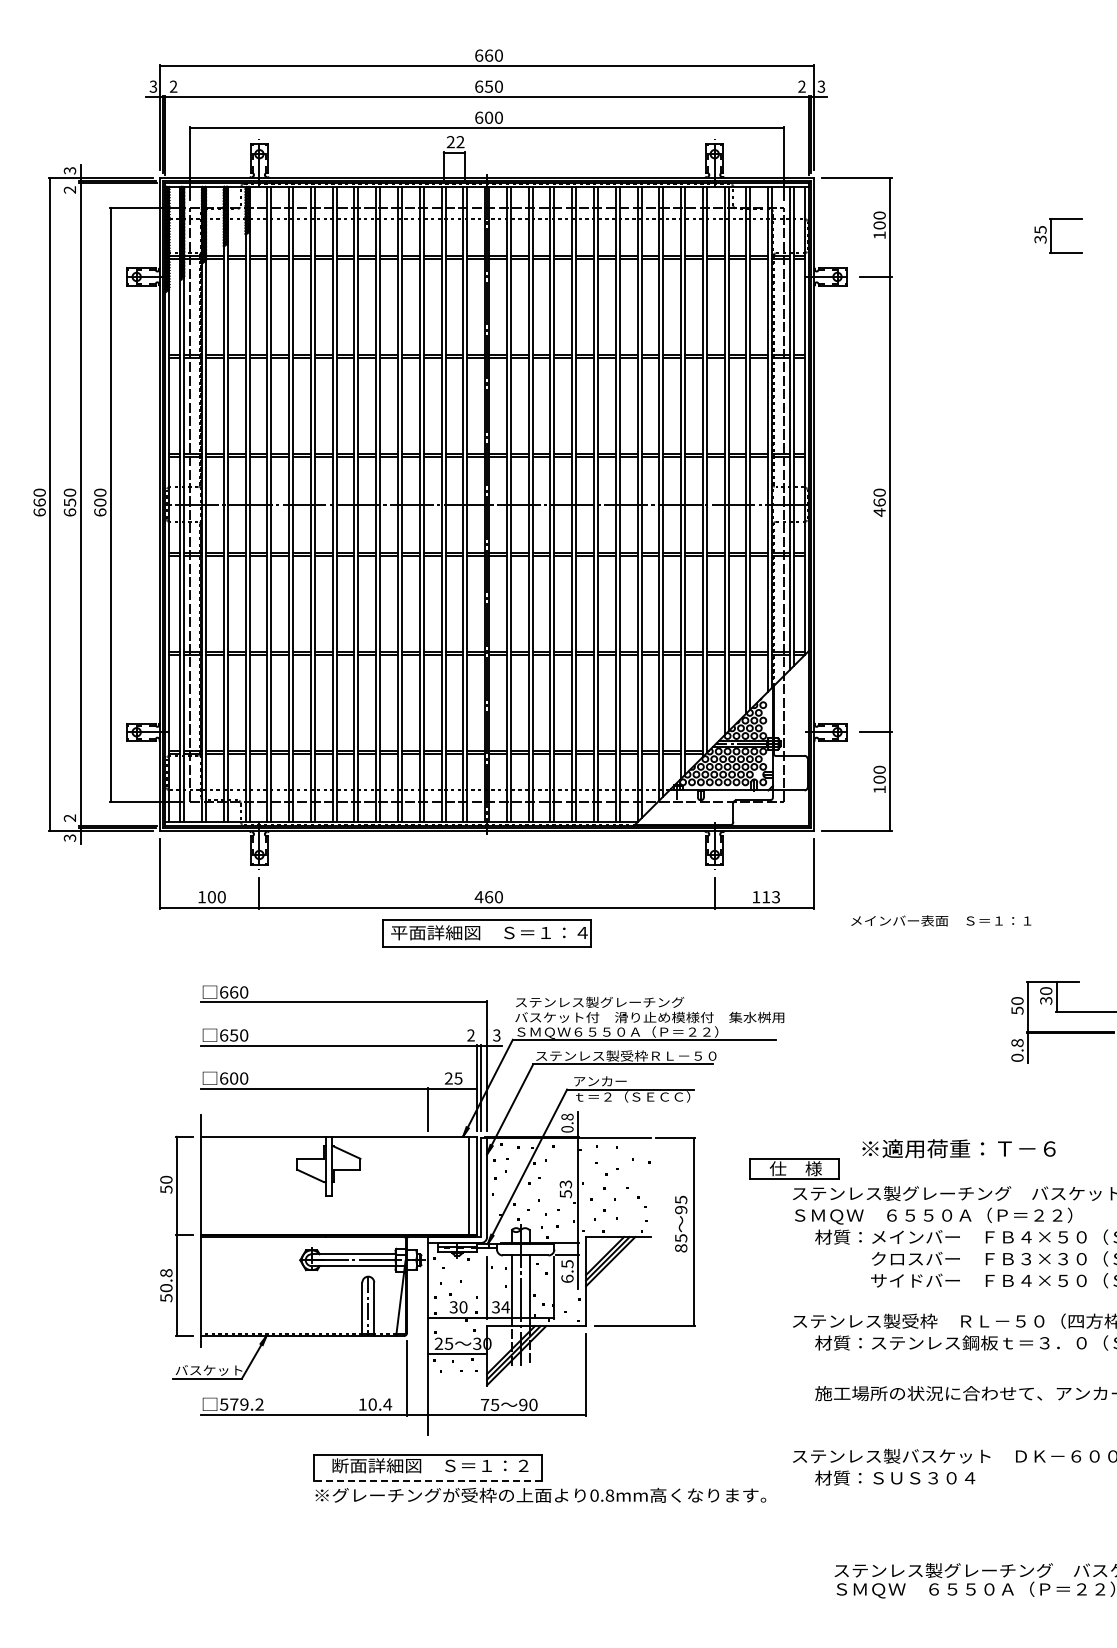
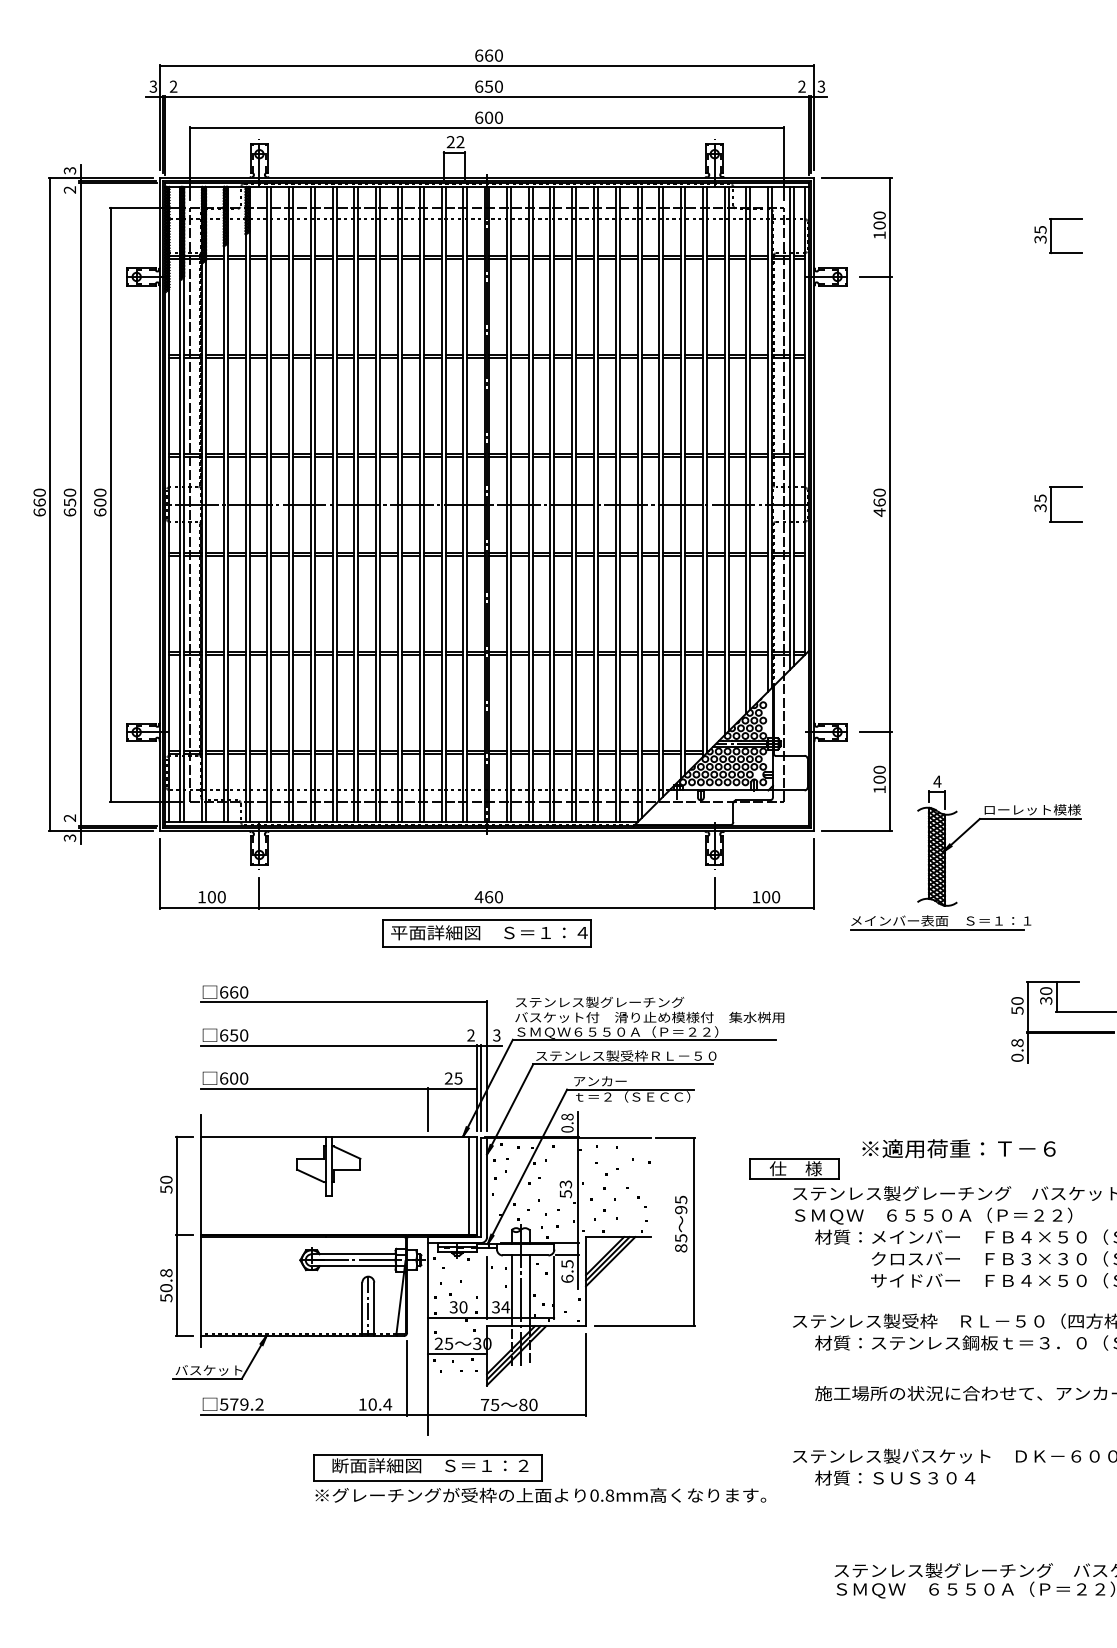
part: none -> present (1051, 504)
part: none -> present (999, 819)
text: 113 -> 100 (771, 897)
line: none -> present (937, 929)
text: 90 -> 80 (523, 1404)
line: dashed -> solid (427, 1480)
